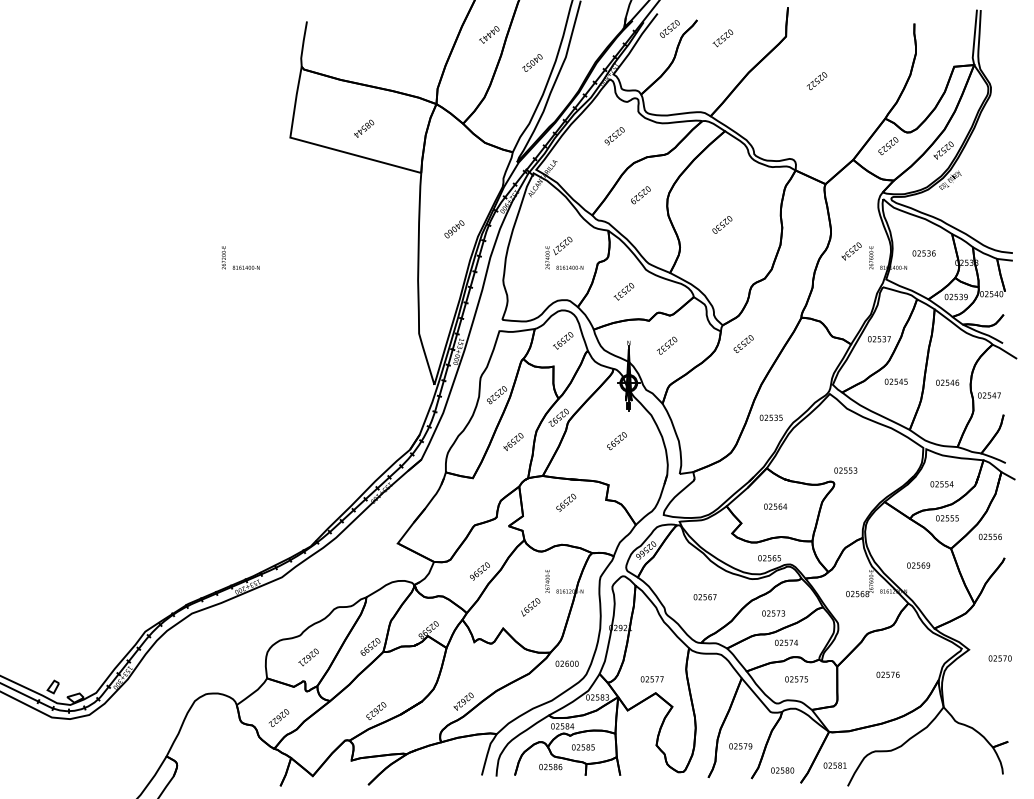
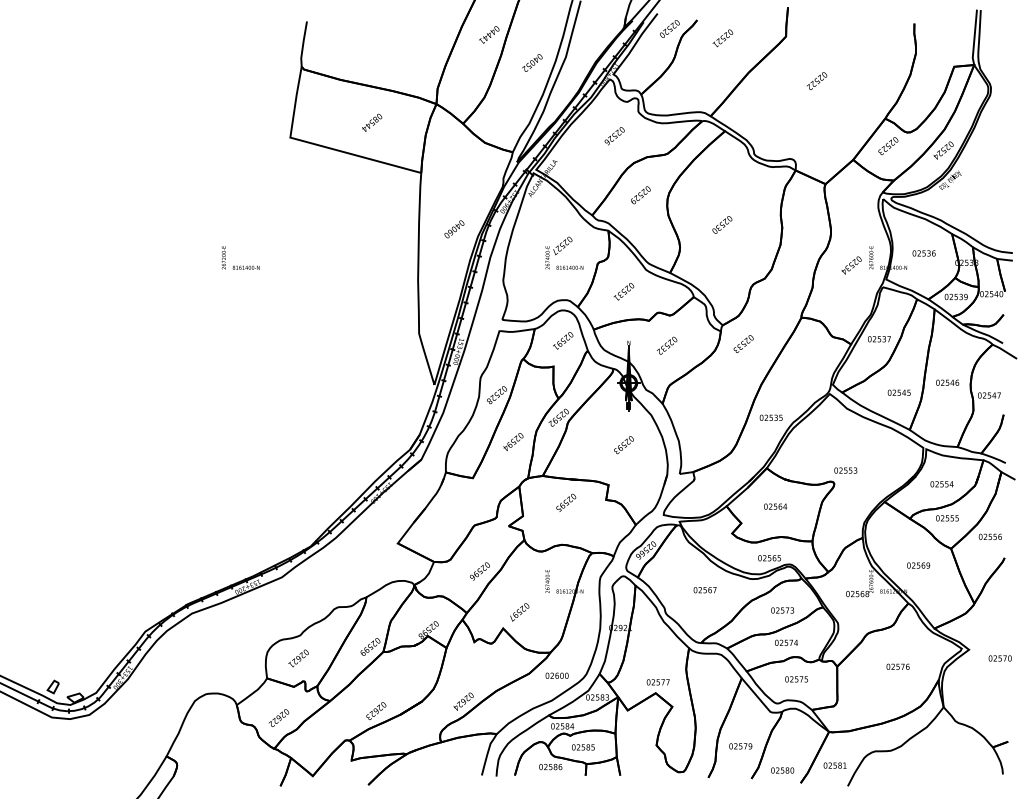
text position: (364, 128) -> (372, 122) (372, 122)
text position: (851, 251) -> (851, 265) (851, 265)
text position: (895, 381) -> (898, 392) (898, 392)
text position: (616, 441) -> (623, 445) (623, 445)
text position: (704, 597) -> (704, 590) (704, 590)
text position: (530, 607) -> (519, 612) (519, 612)
text position: (773, 613) -> (782, 610) (782, 610)
text position: (308, 657) -> (298, 658) (298, 658)
text position: (566, 663) -> (556, 675) (556, 675)
text position: (887, 674) -> (897, 666) (897, 666)
text position: (651, 679) -> (657, 682) (657, 682)
